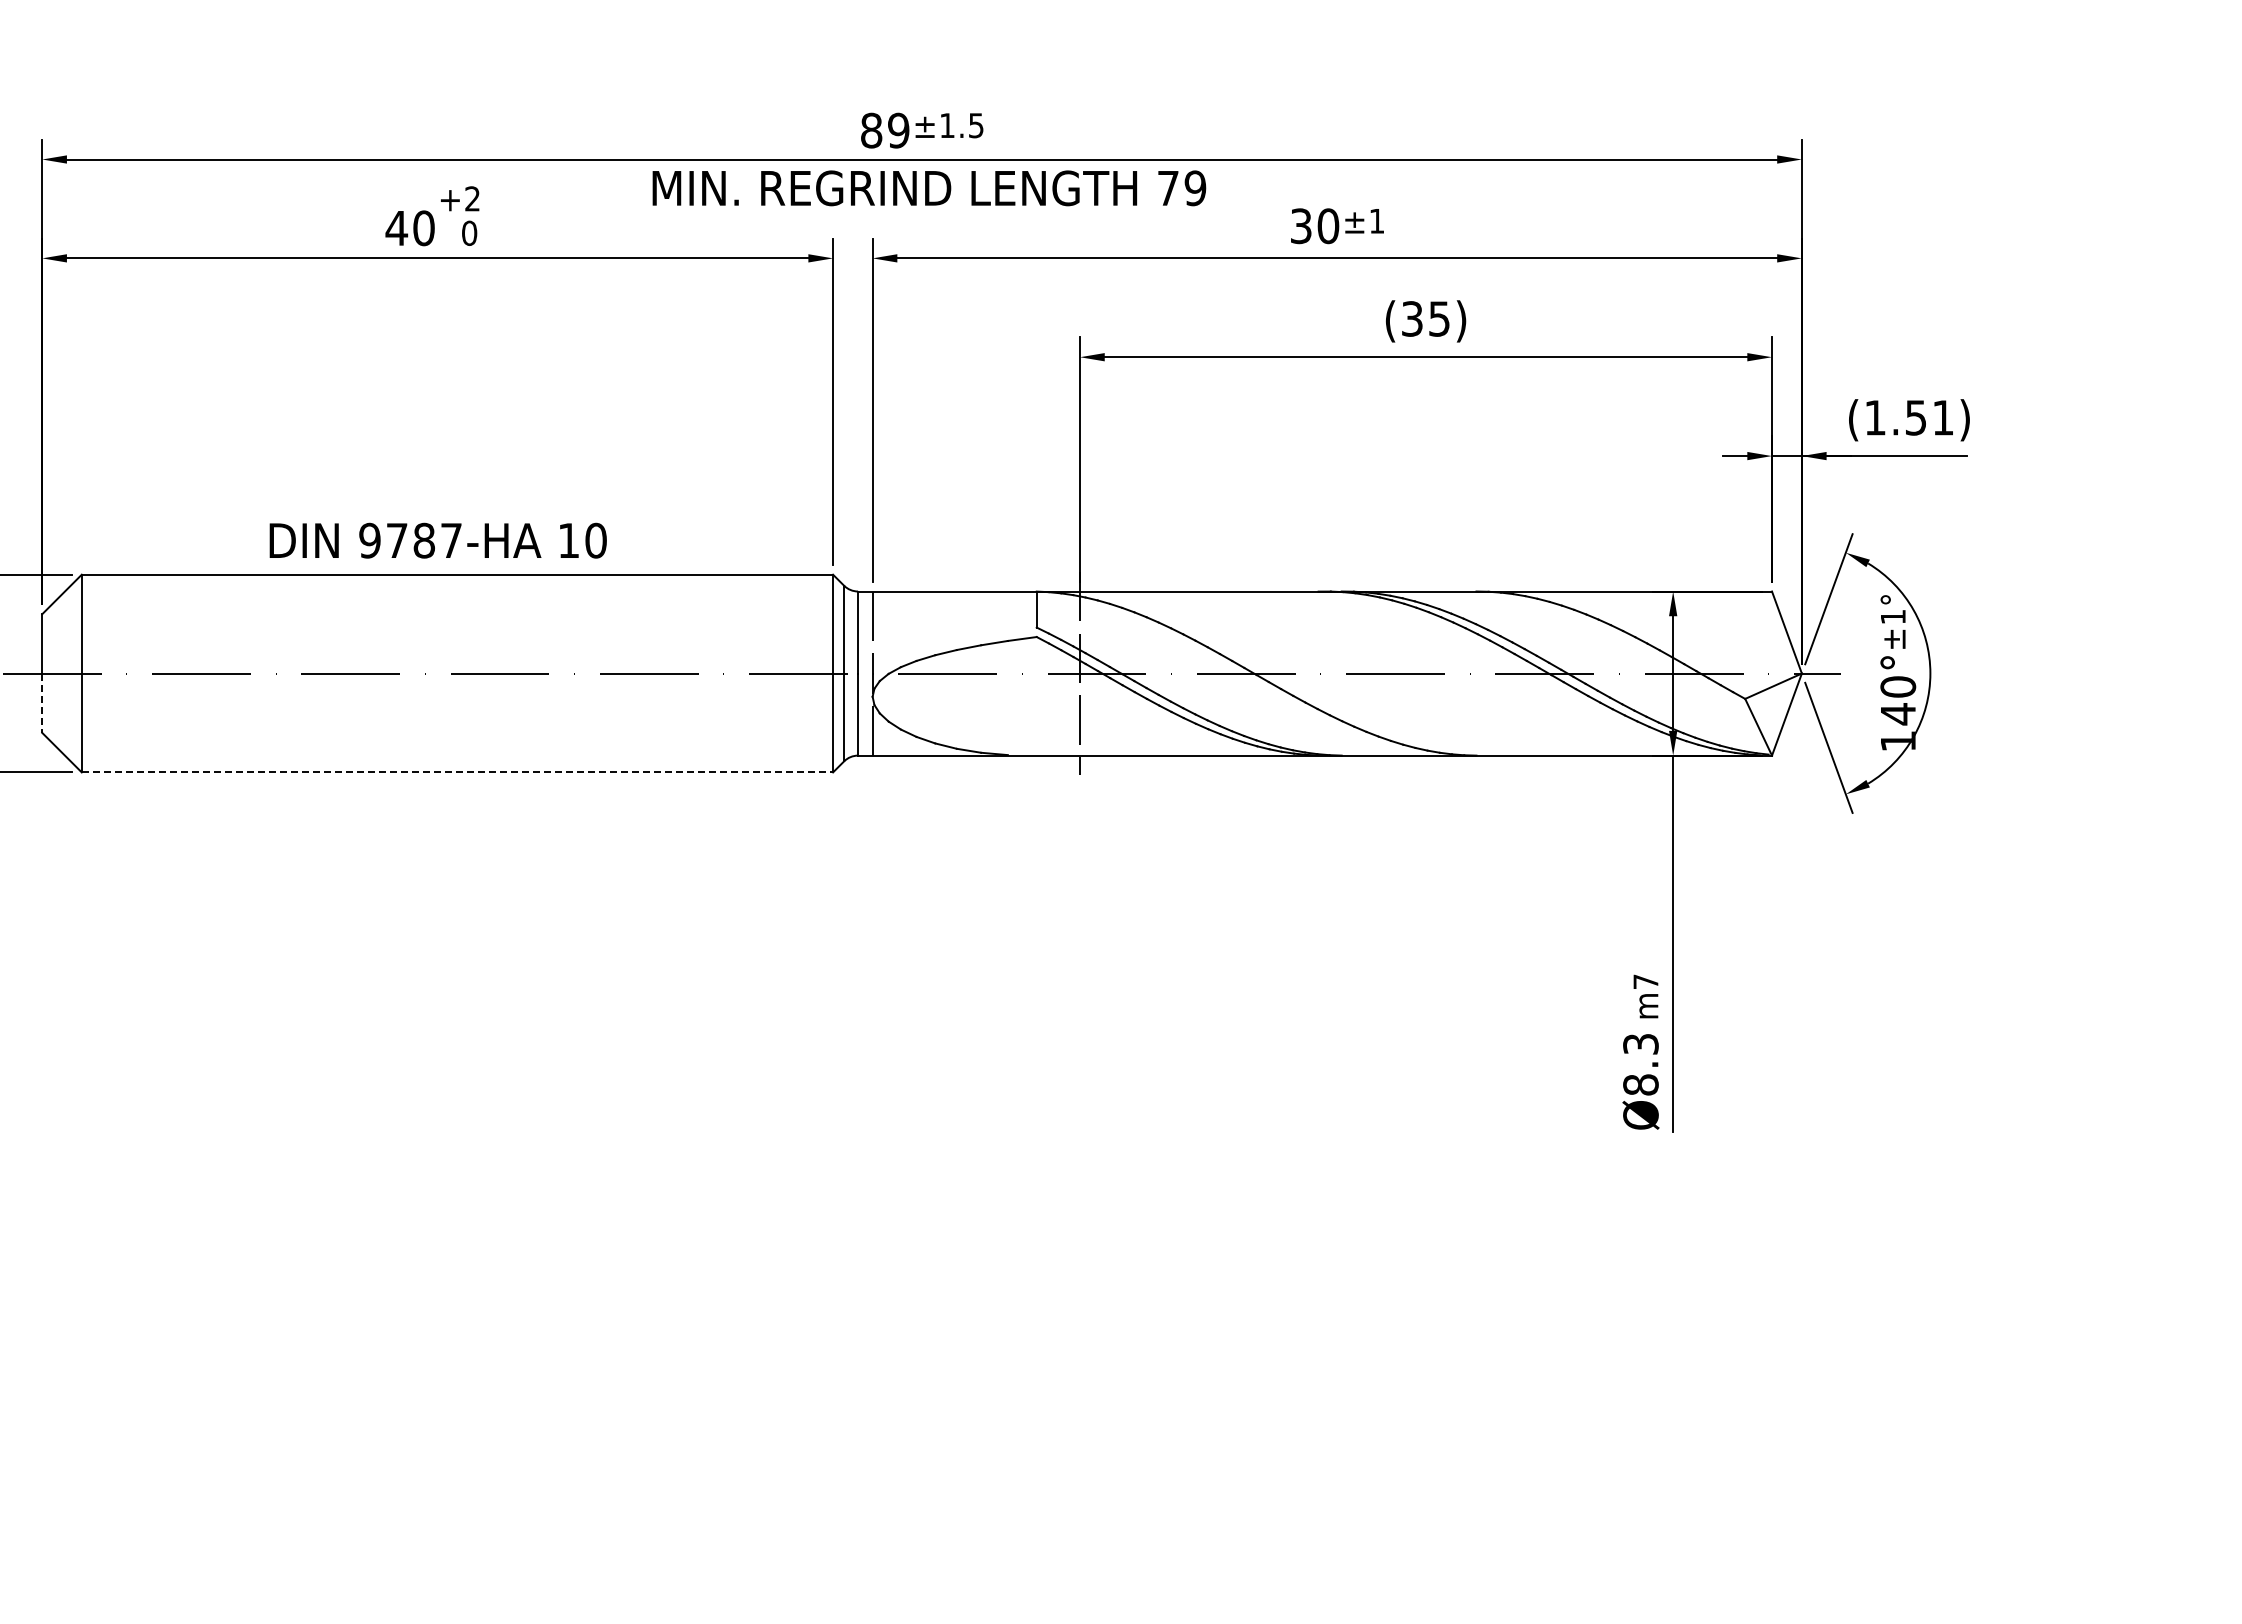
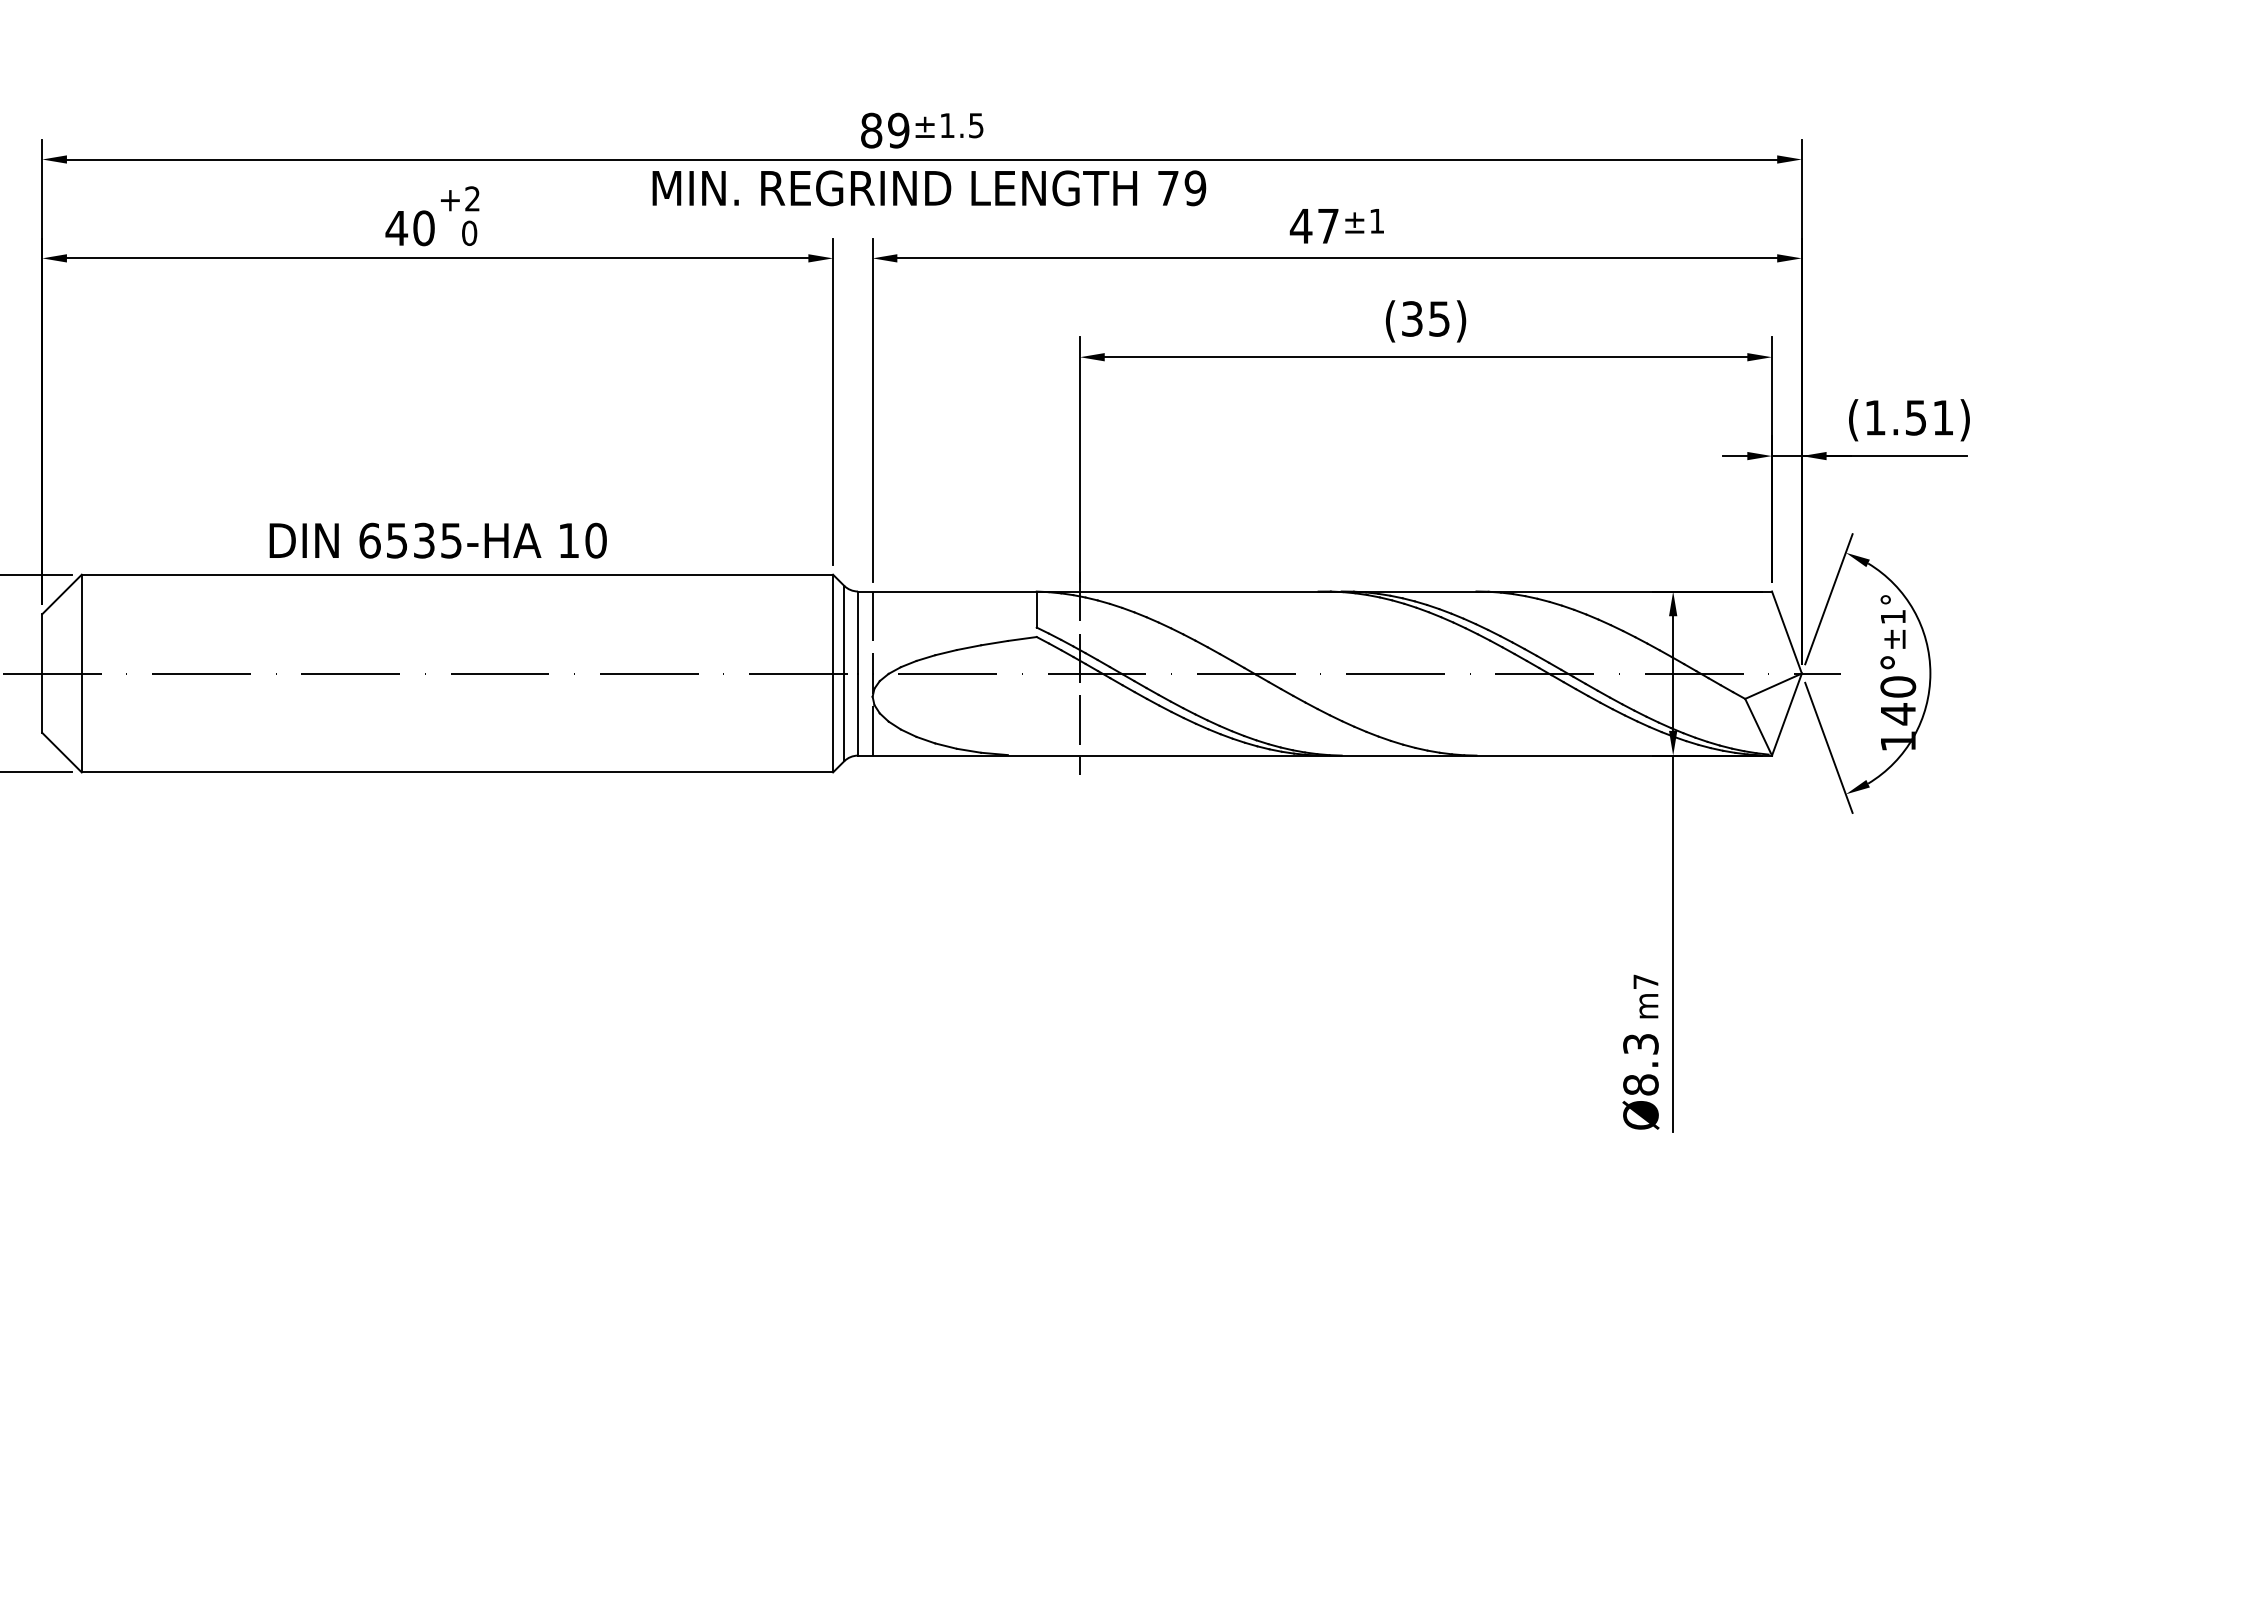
text: 30 -> 47 (1314, 226)
text: 9787-HA -> 6535-HA (410, 540)
line: dashed -> solid (42, 703)
line: dashed -> solid (457, 772)
